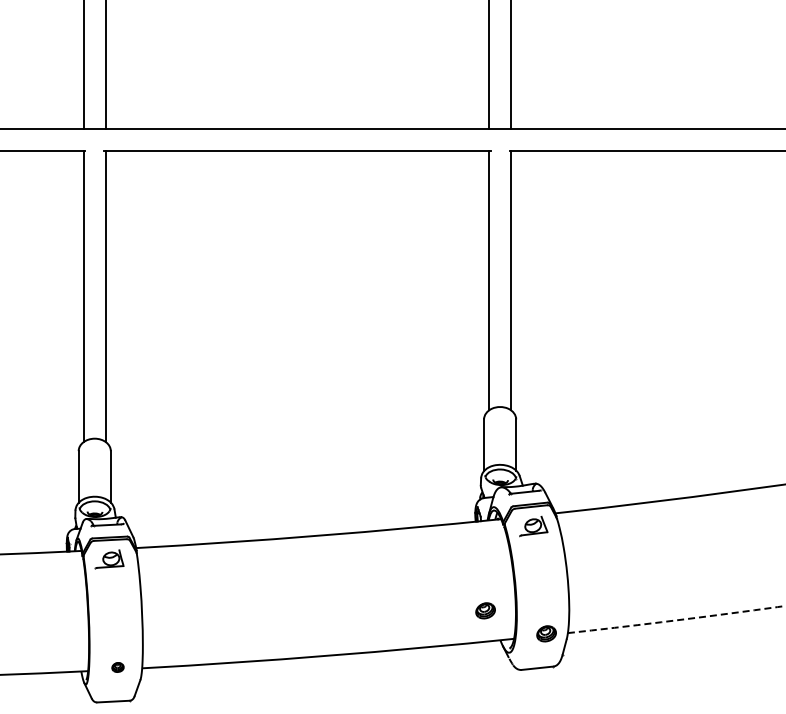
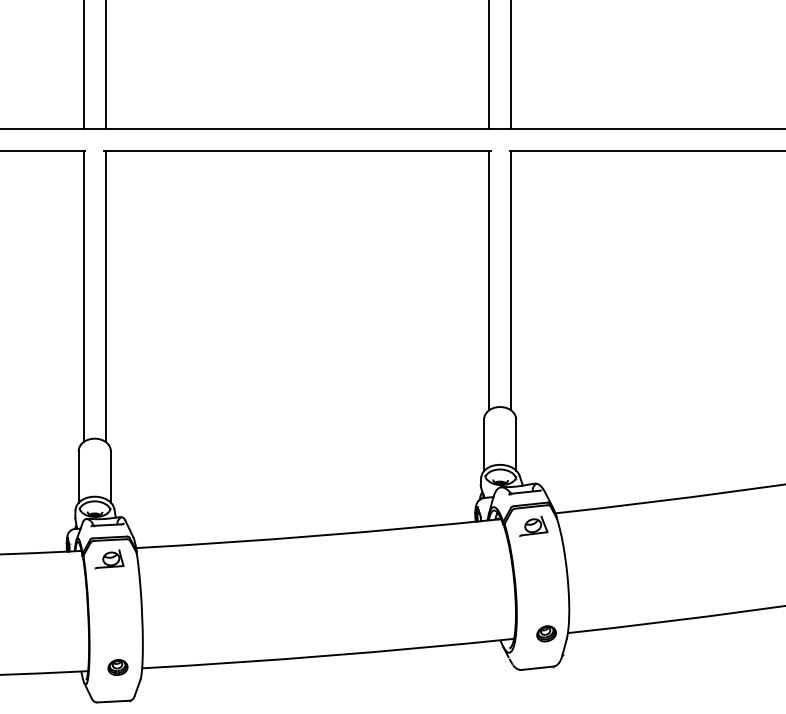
part: present -> none (485, 610)
line: dashed -> solid (677, 620)
part size: 14x11 px -> 22x17 px (117, 667)
